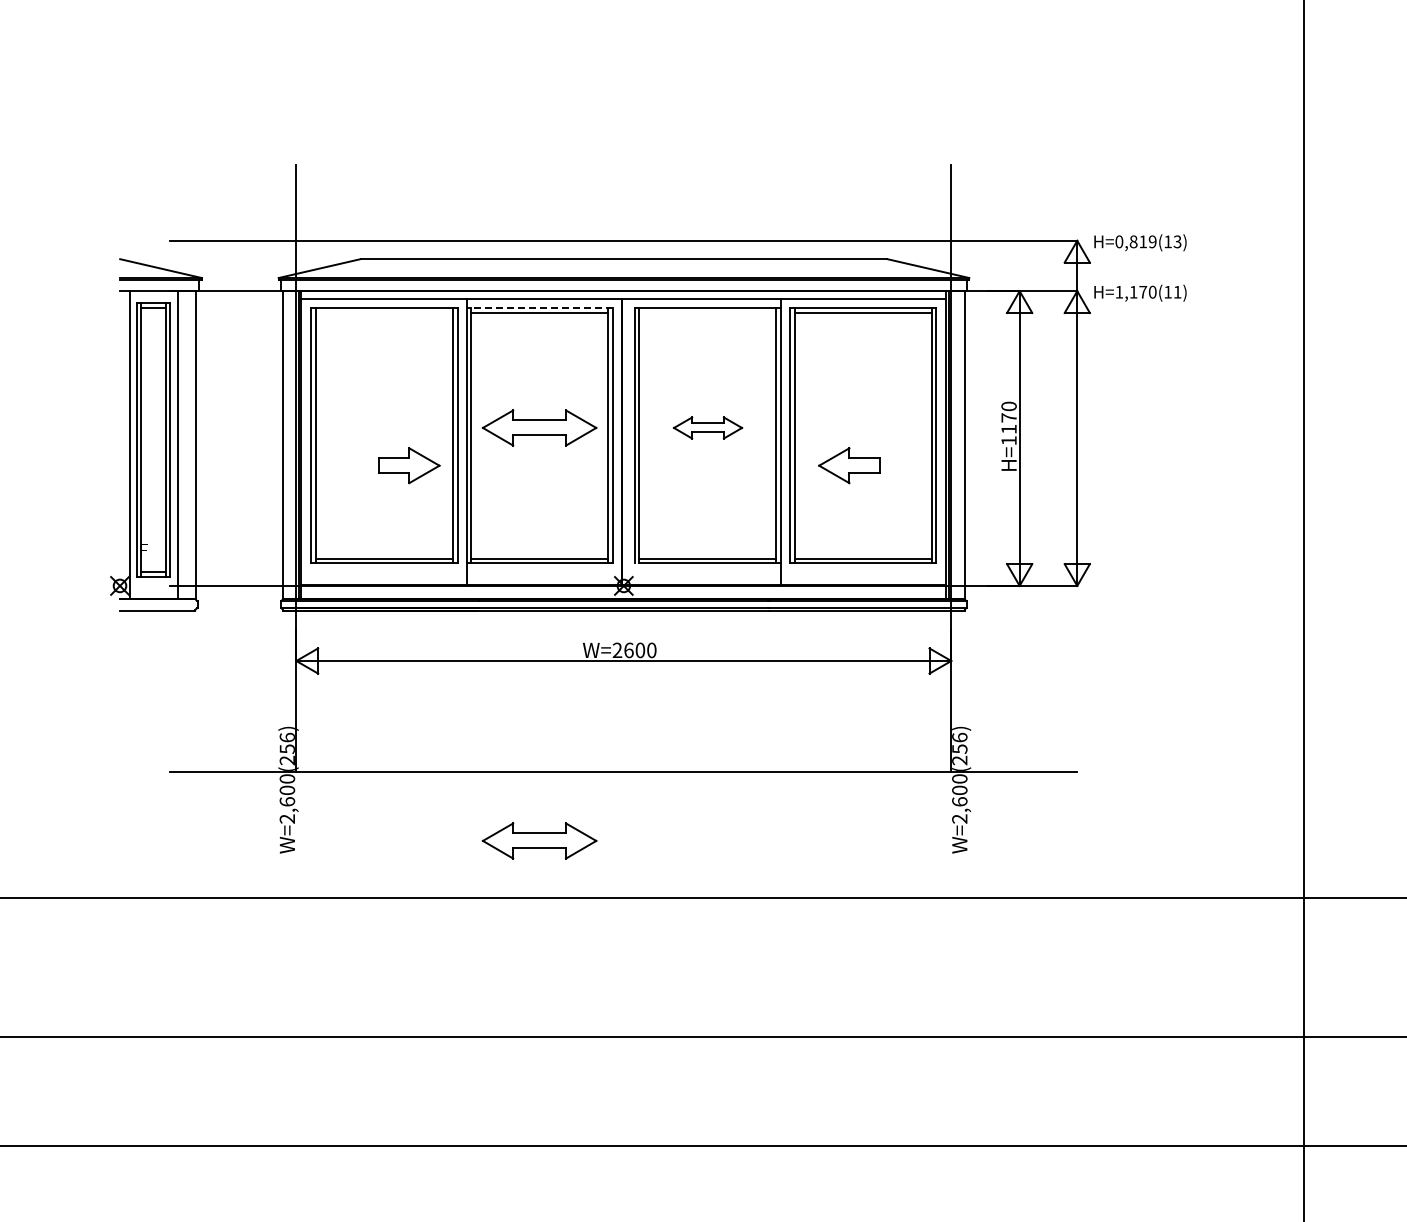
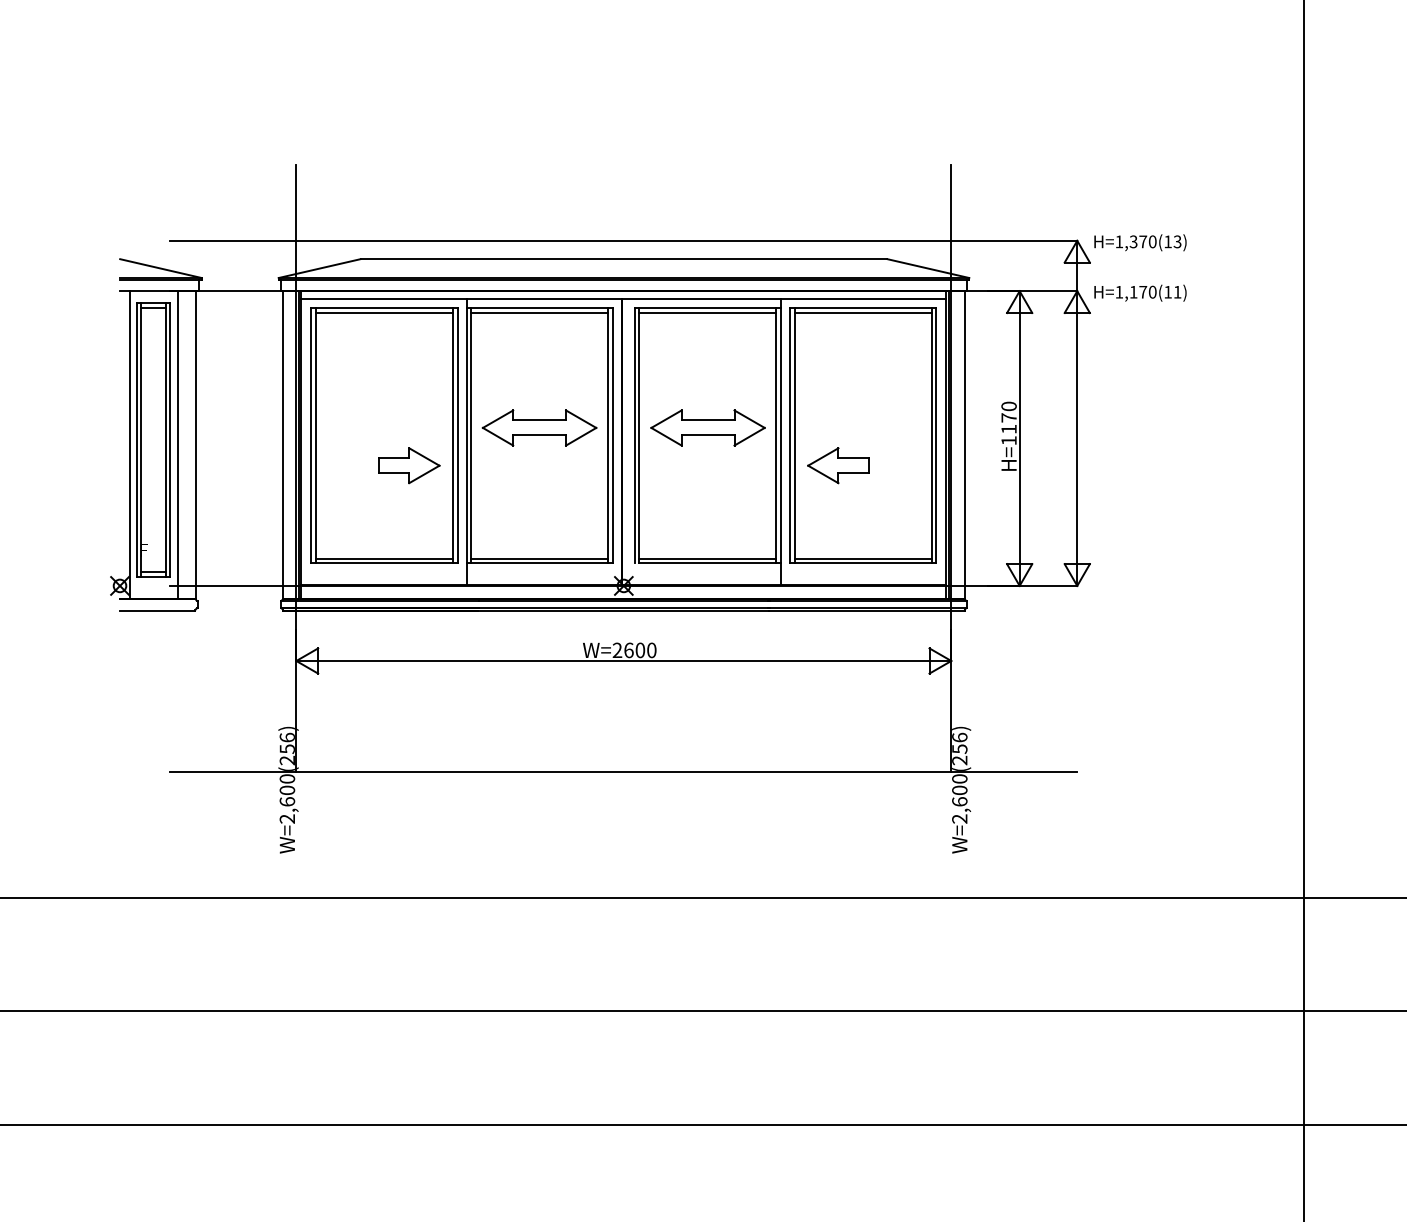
text: H=0,819(13) -> H=1,370(13) (1135, 241)
line: dashed -> solid (539, 308)
line: none -> present (384, 312)
line: none -> present (707, 312)
part size: 71x24 px -> 116x38 px (707, 427)
part position: (849, 465) -> (838, 465) (838, 465)
part: present -> none (539, 840)
line position: (702, 1037) -> (702, 1011) (702, 1011)
line position: (702, 1145) -> (702, 1124) (702, 1124)
